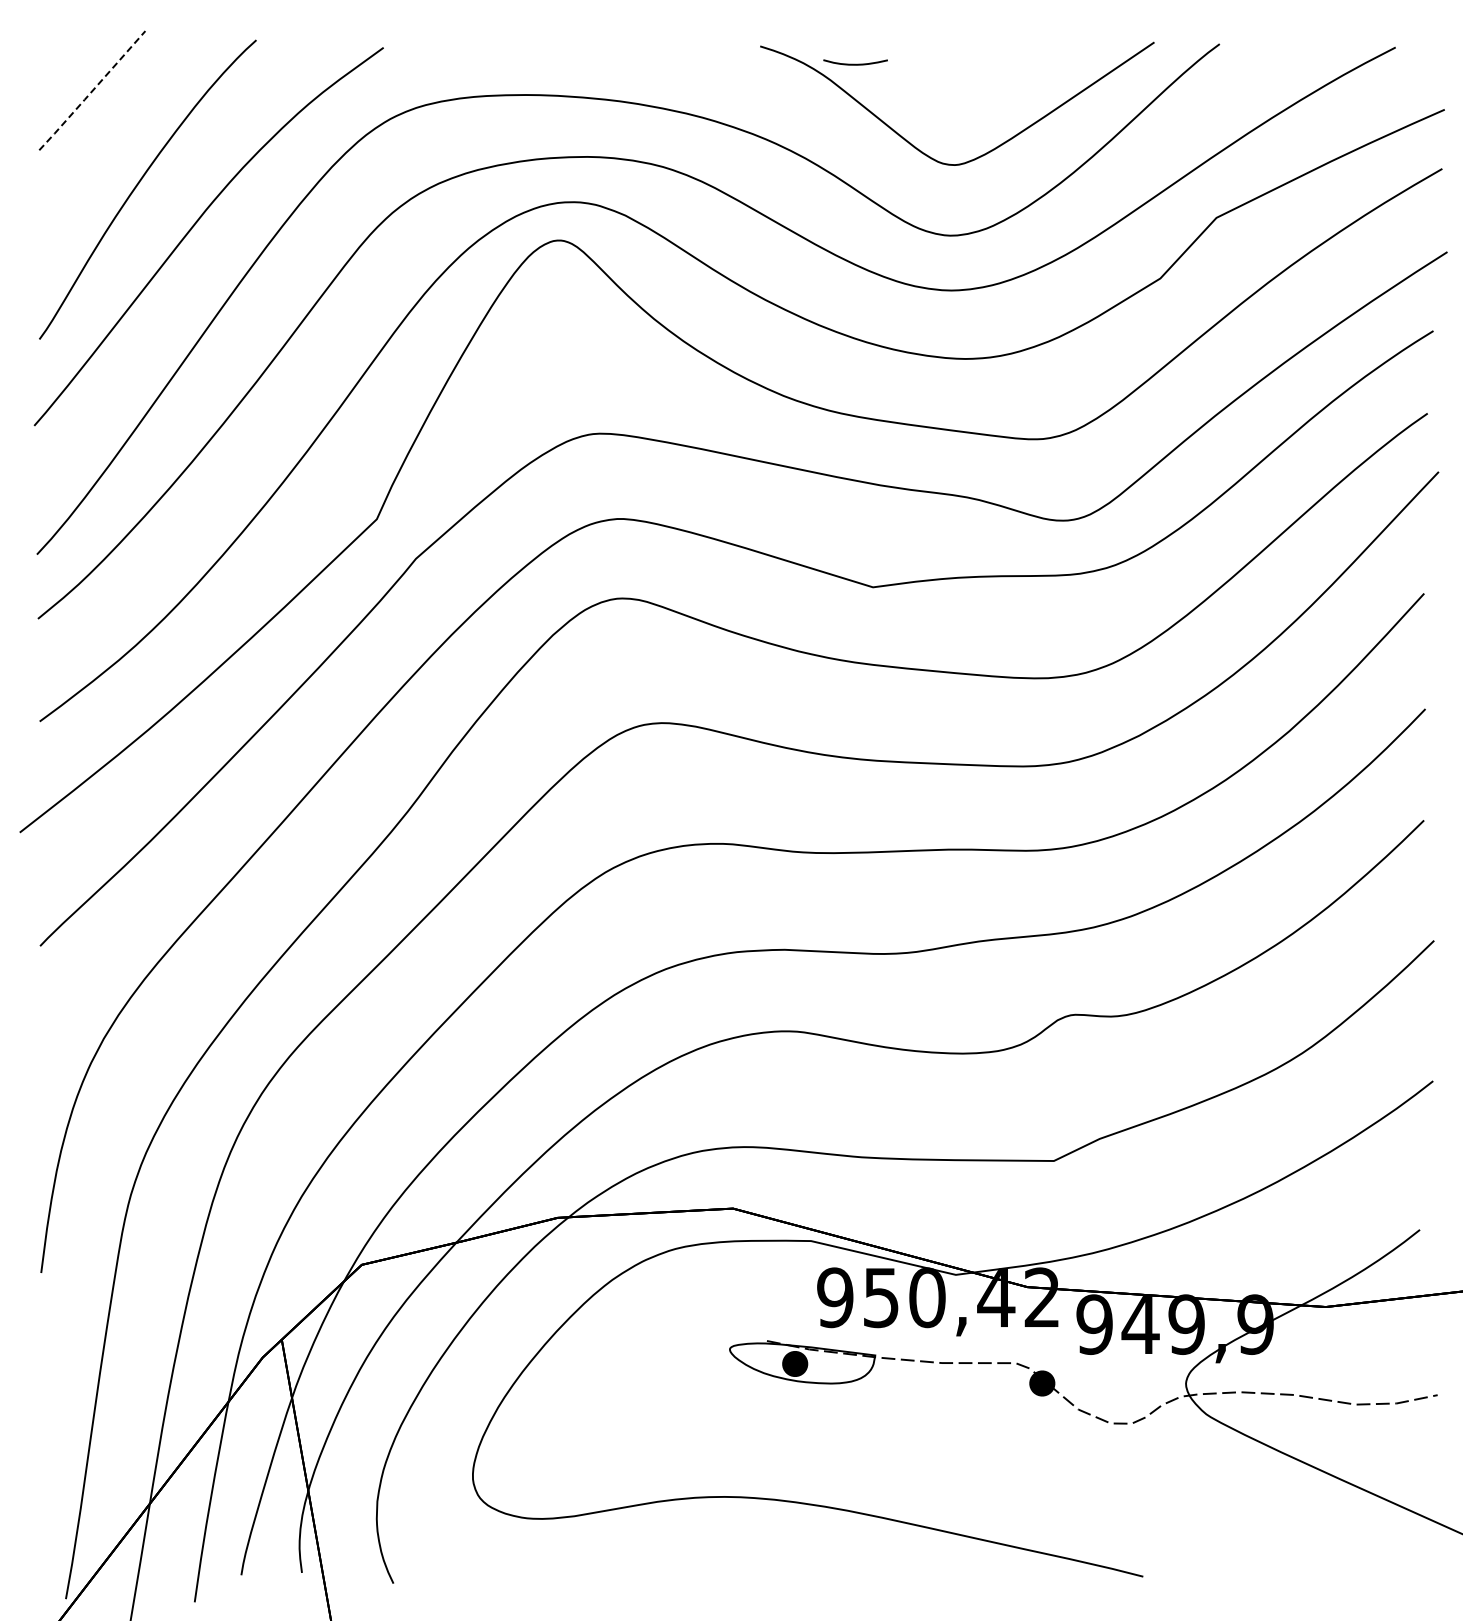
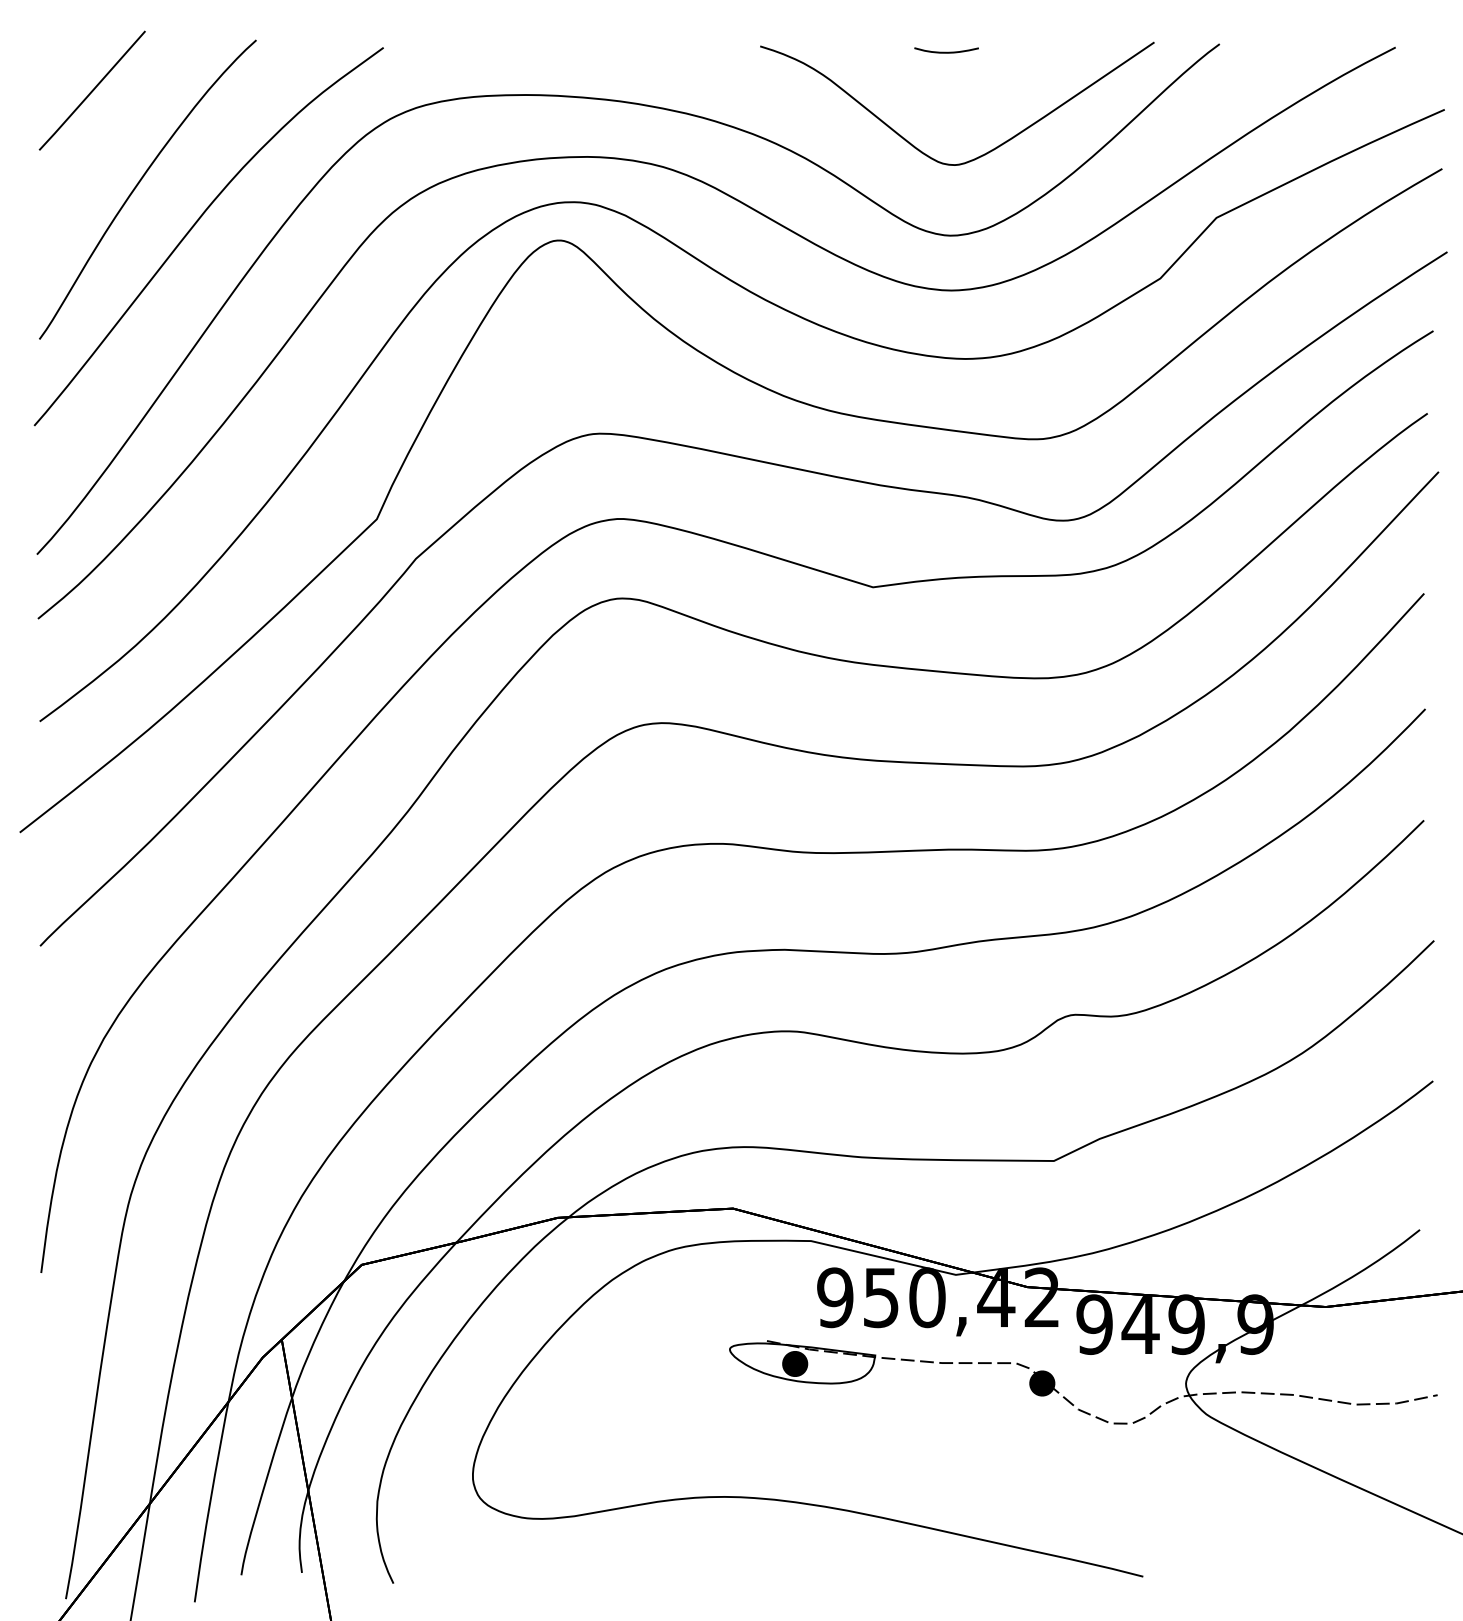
curve position: (855, 63) -> (946, 51) (946, 51)
line: dashed -> solid (92, 91)
